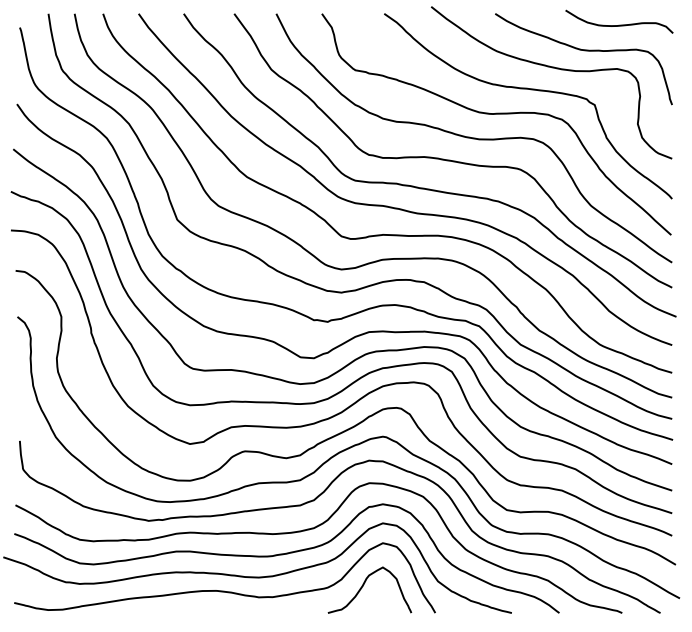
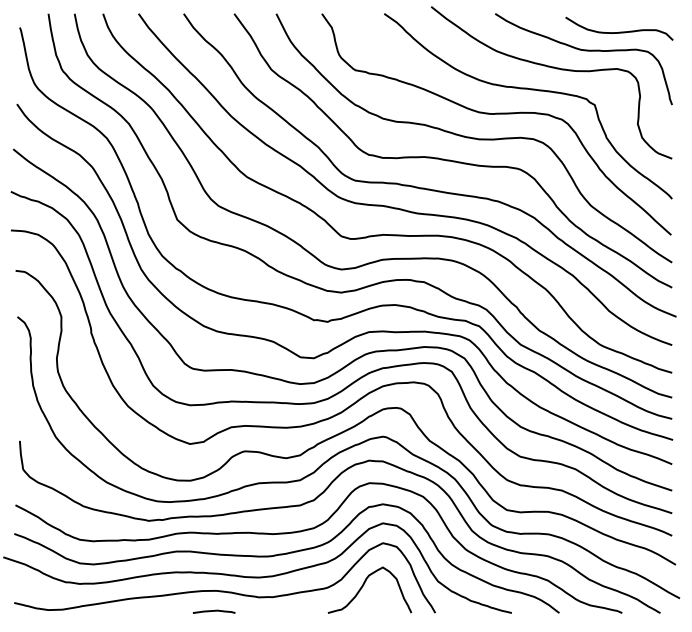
curve position: (619, 24) -> (619, 31) (619, 31)
curve: none -> present (213, 611)
